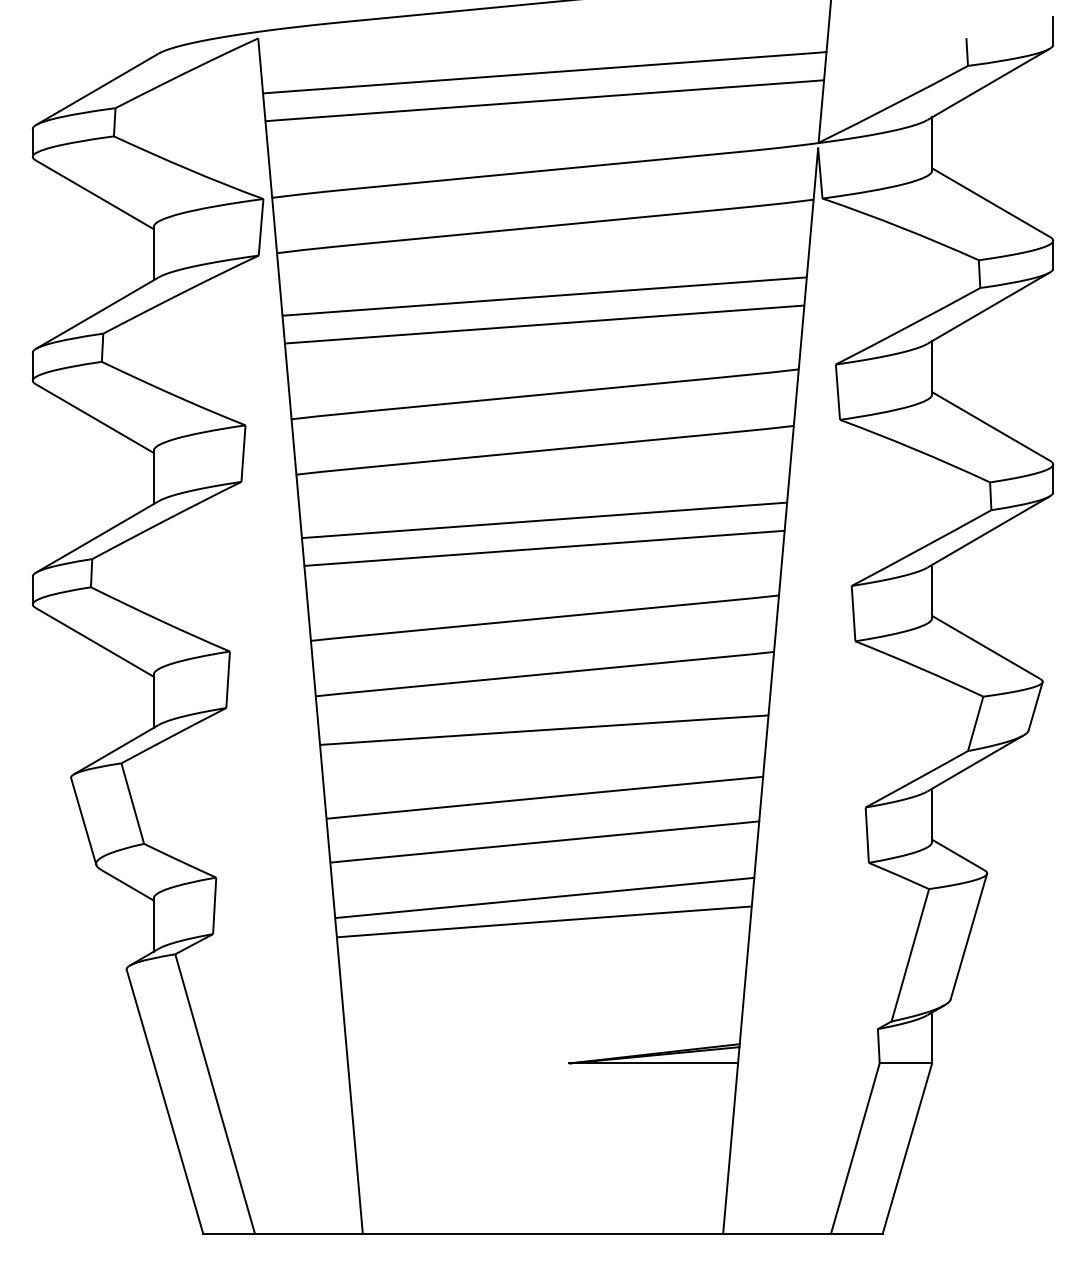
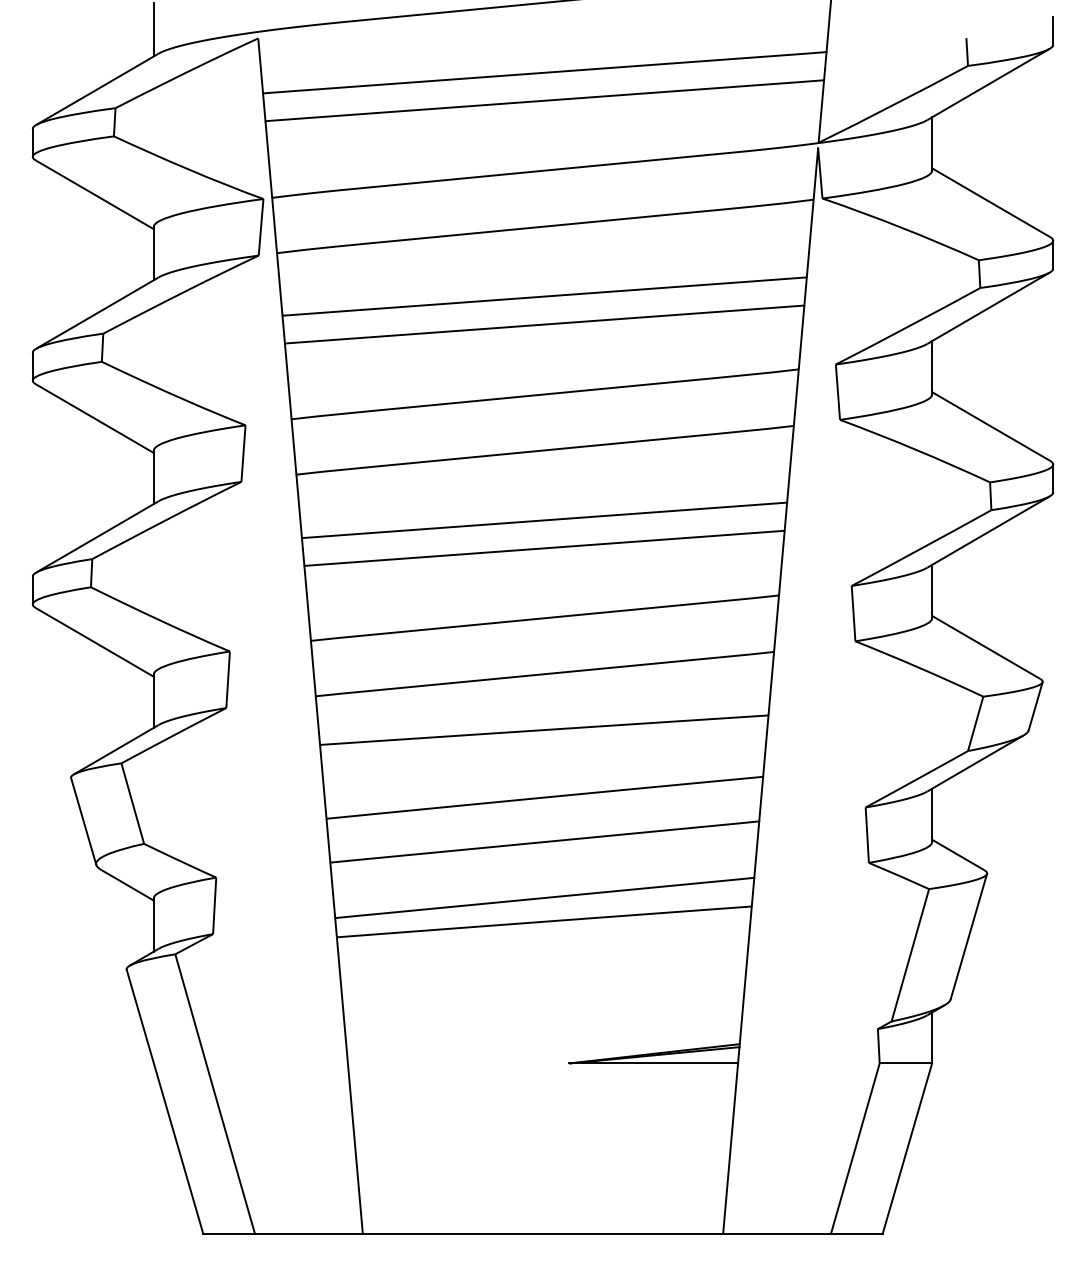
line: none -> present (153, 29)
